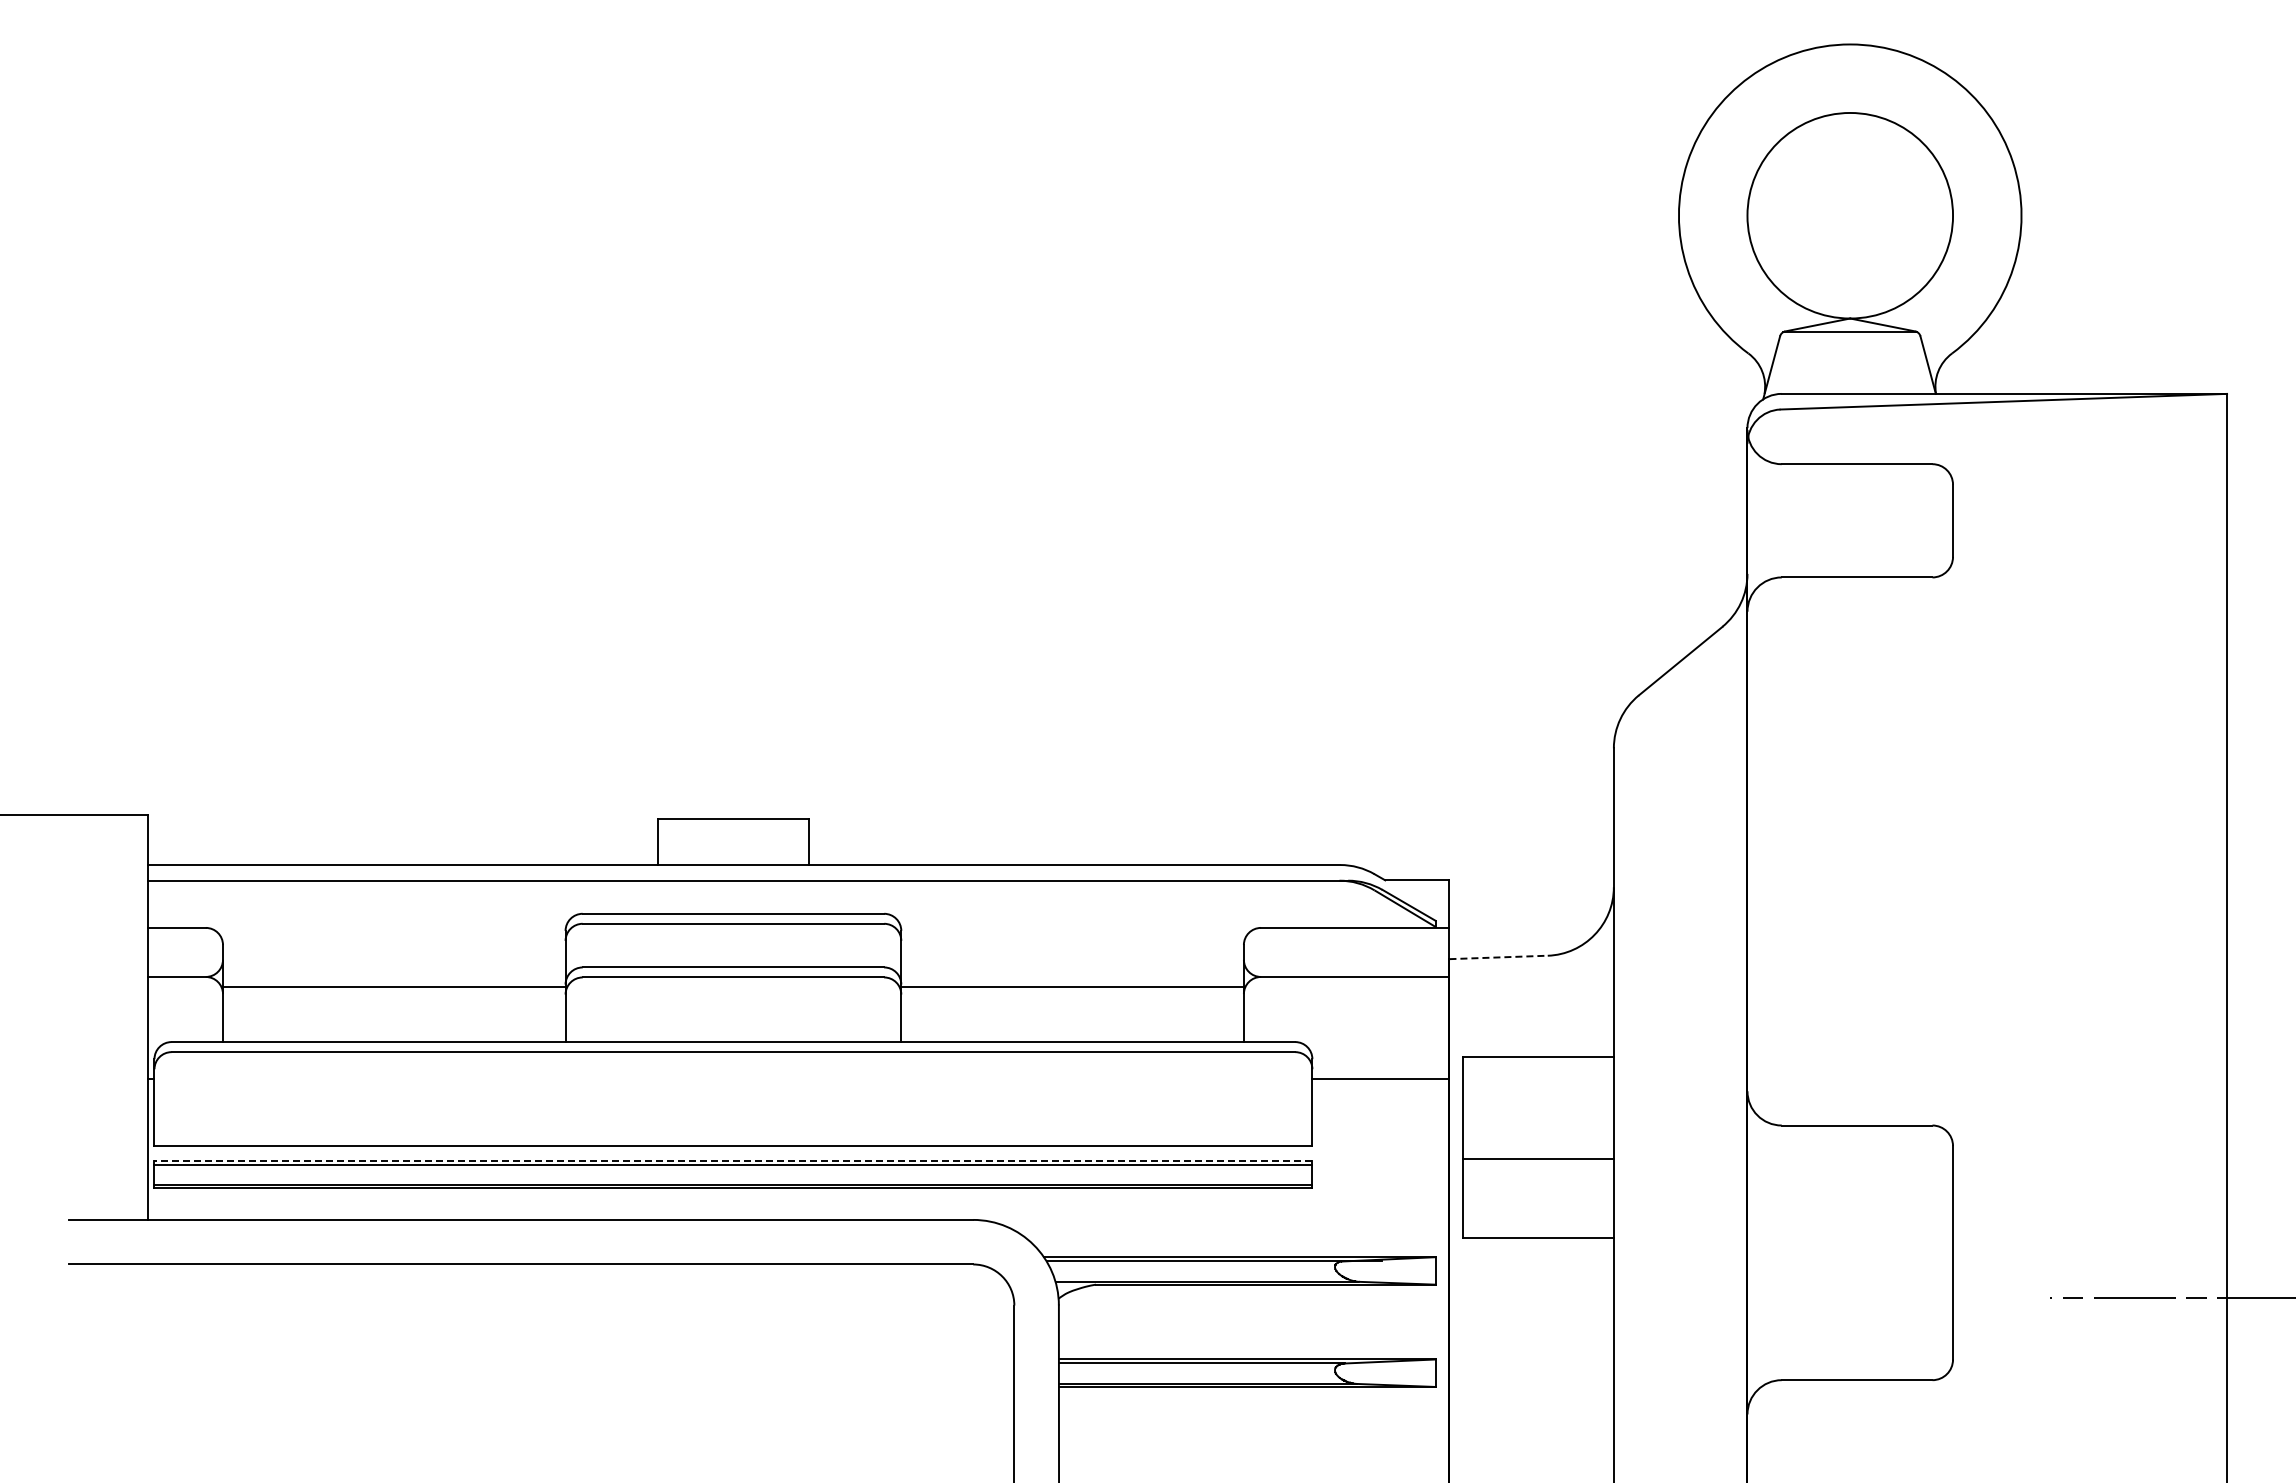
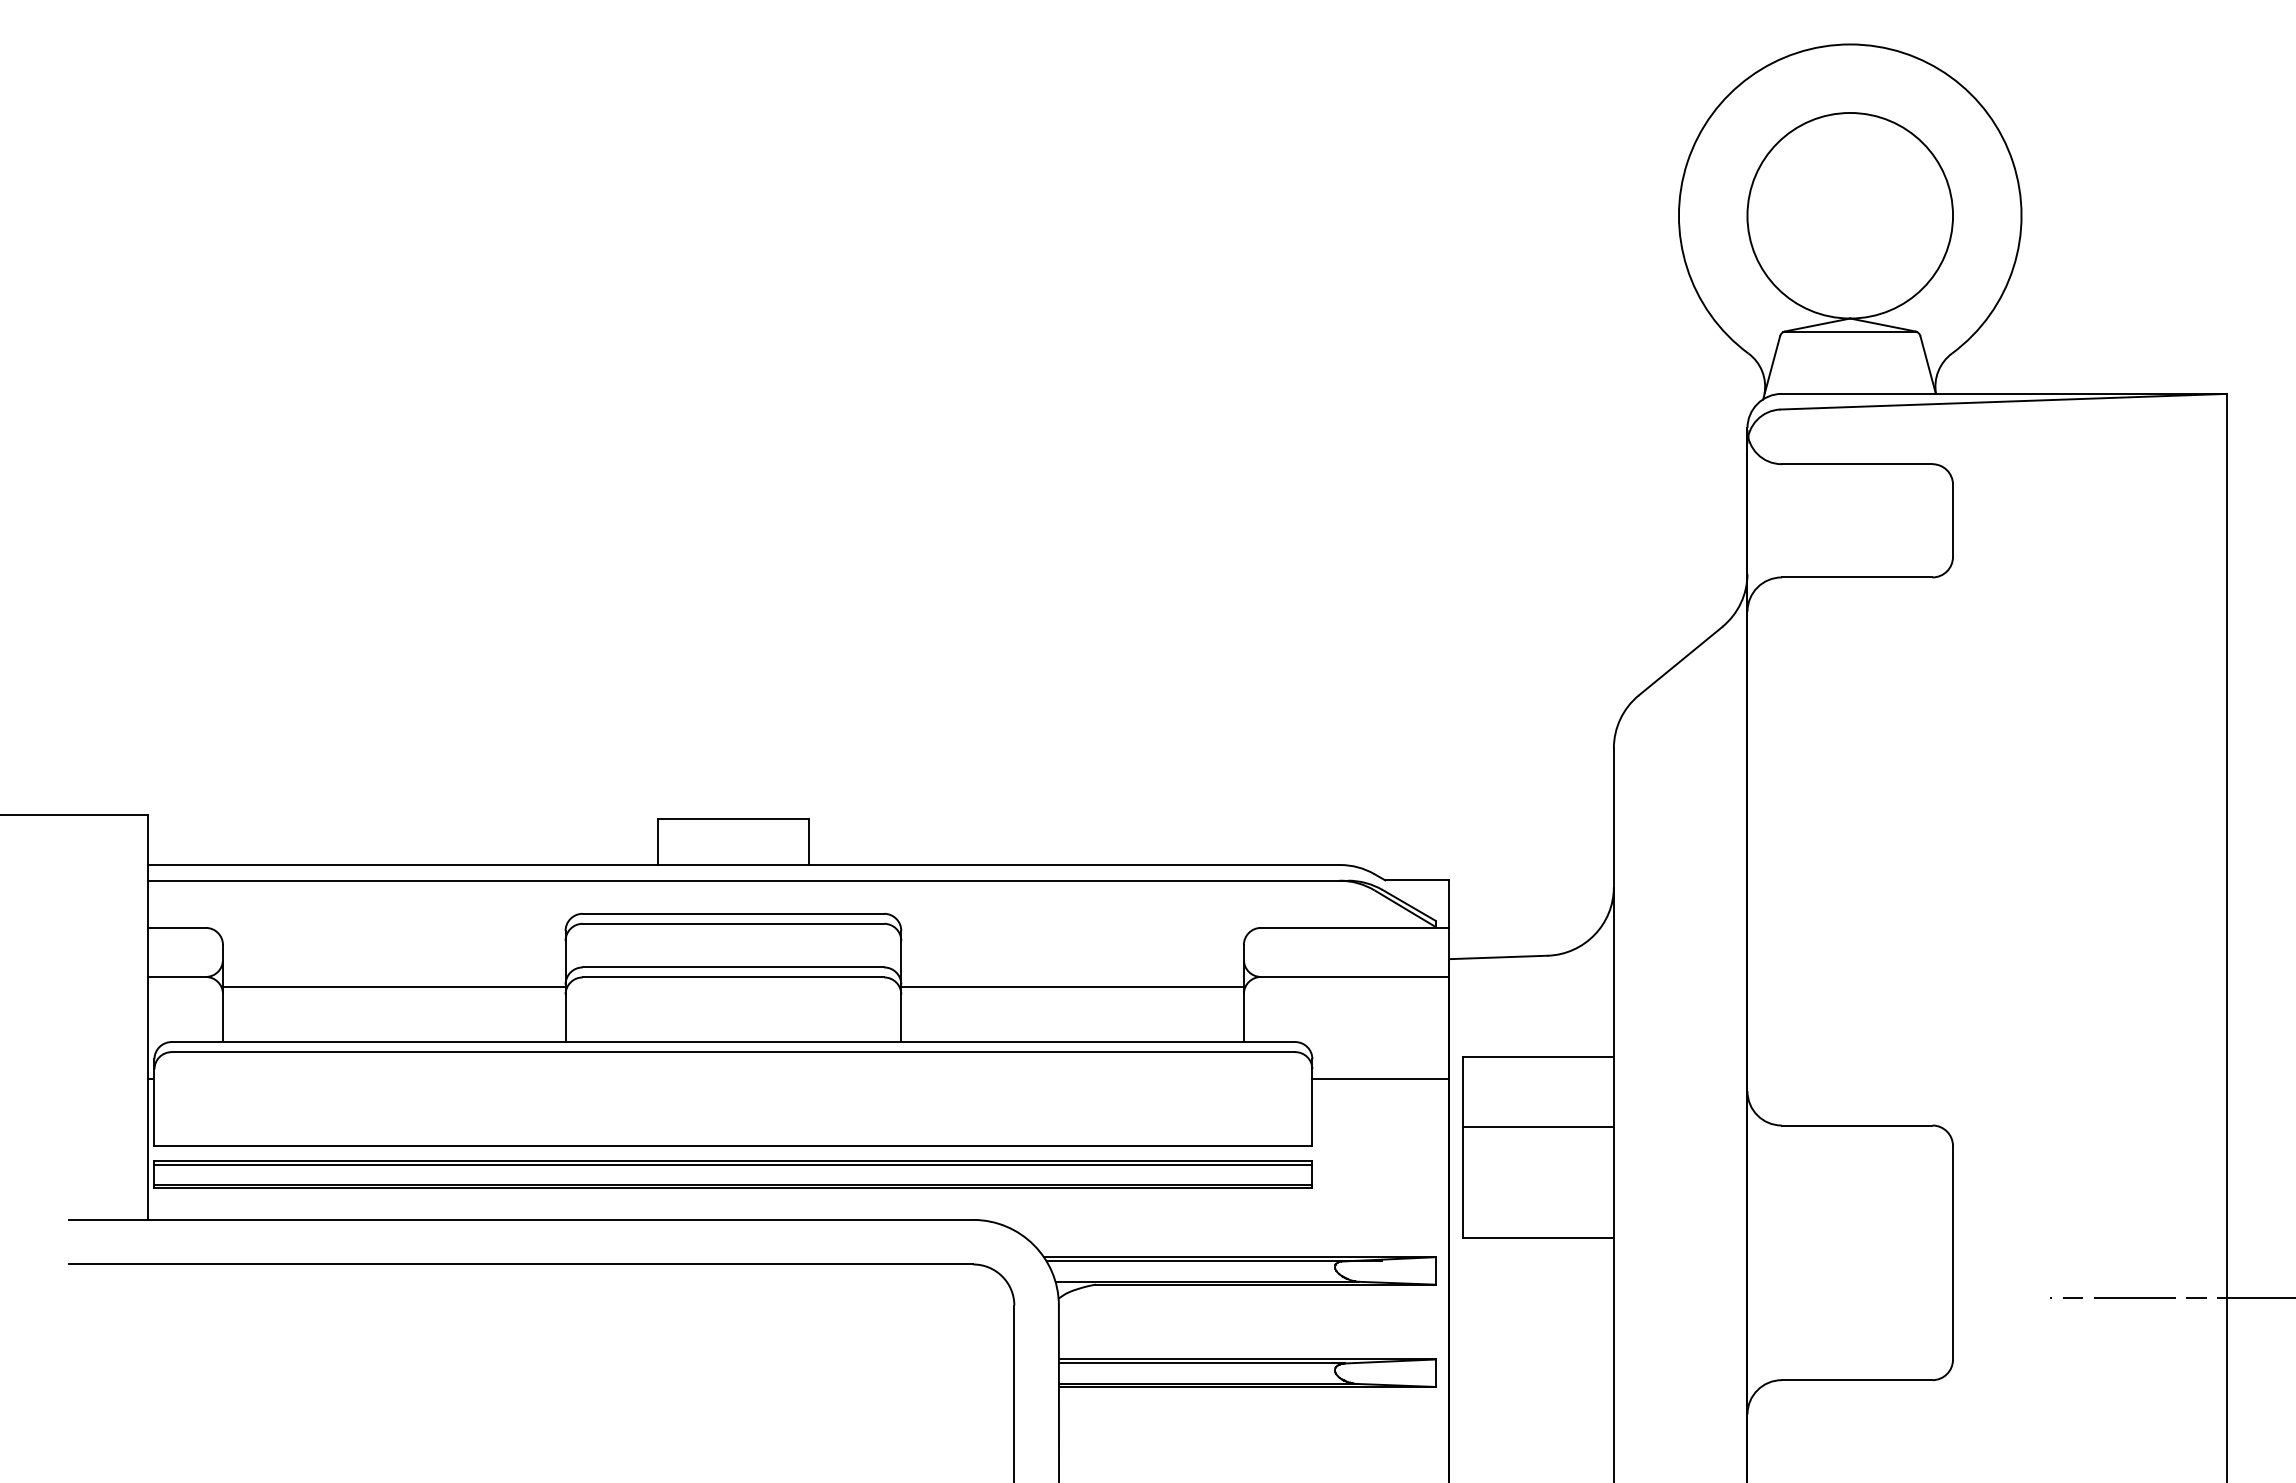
line: dashed -> solid (1499, 957)
line position: (1538, 1159) -> (1538, 1127) (1538, 1127)
line: dashed -> solid (733, 1160)
